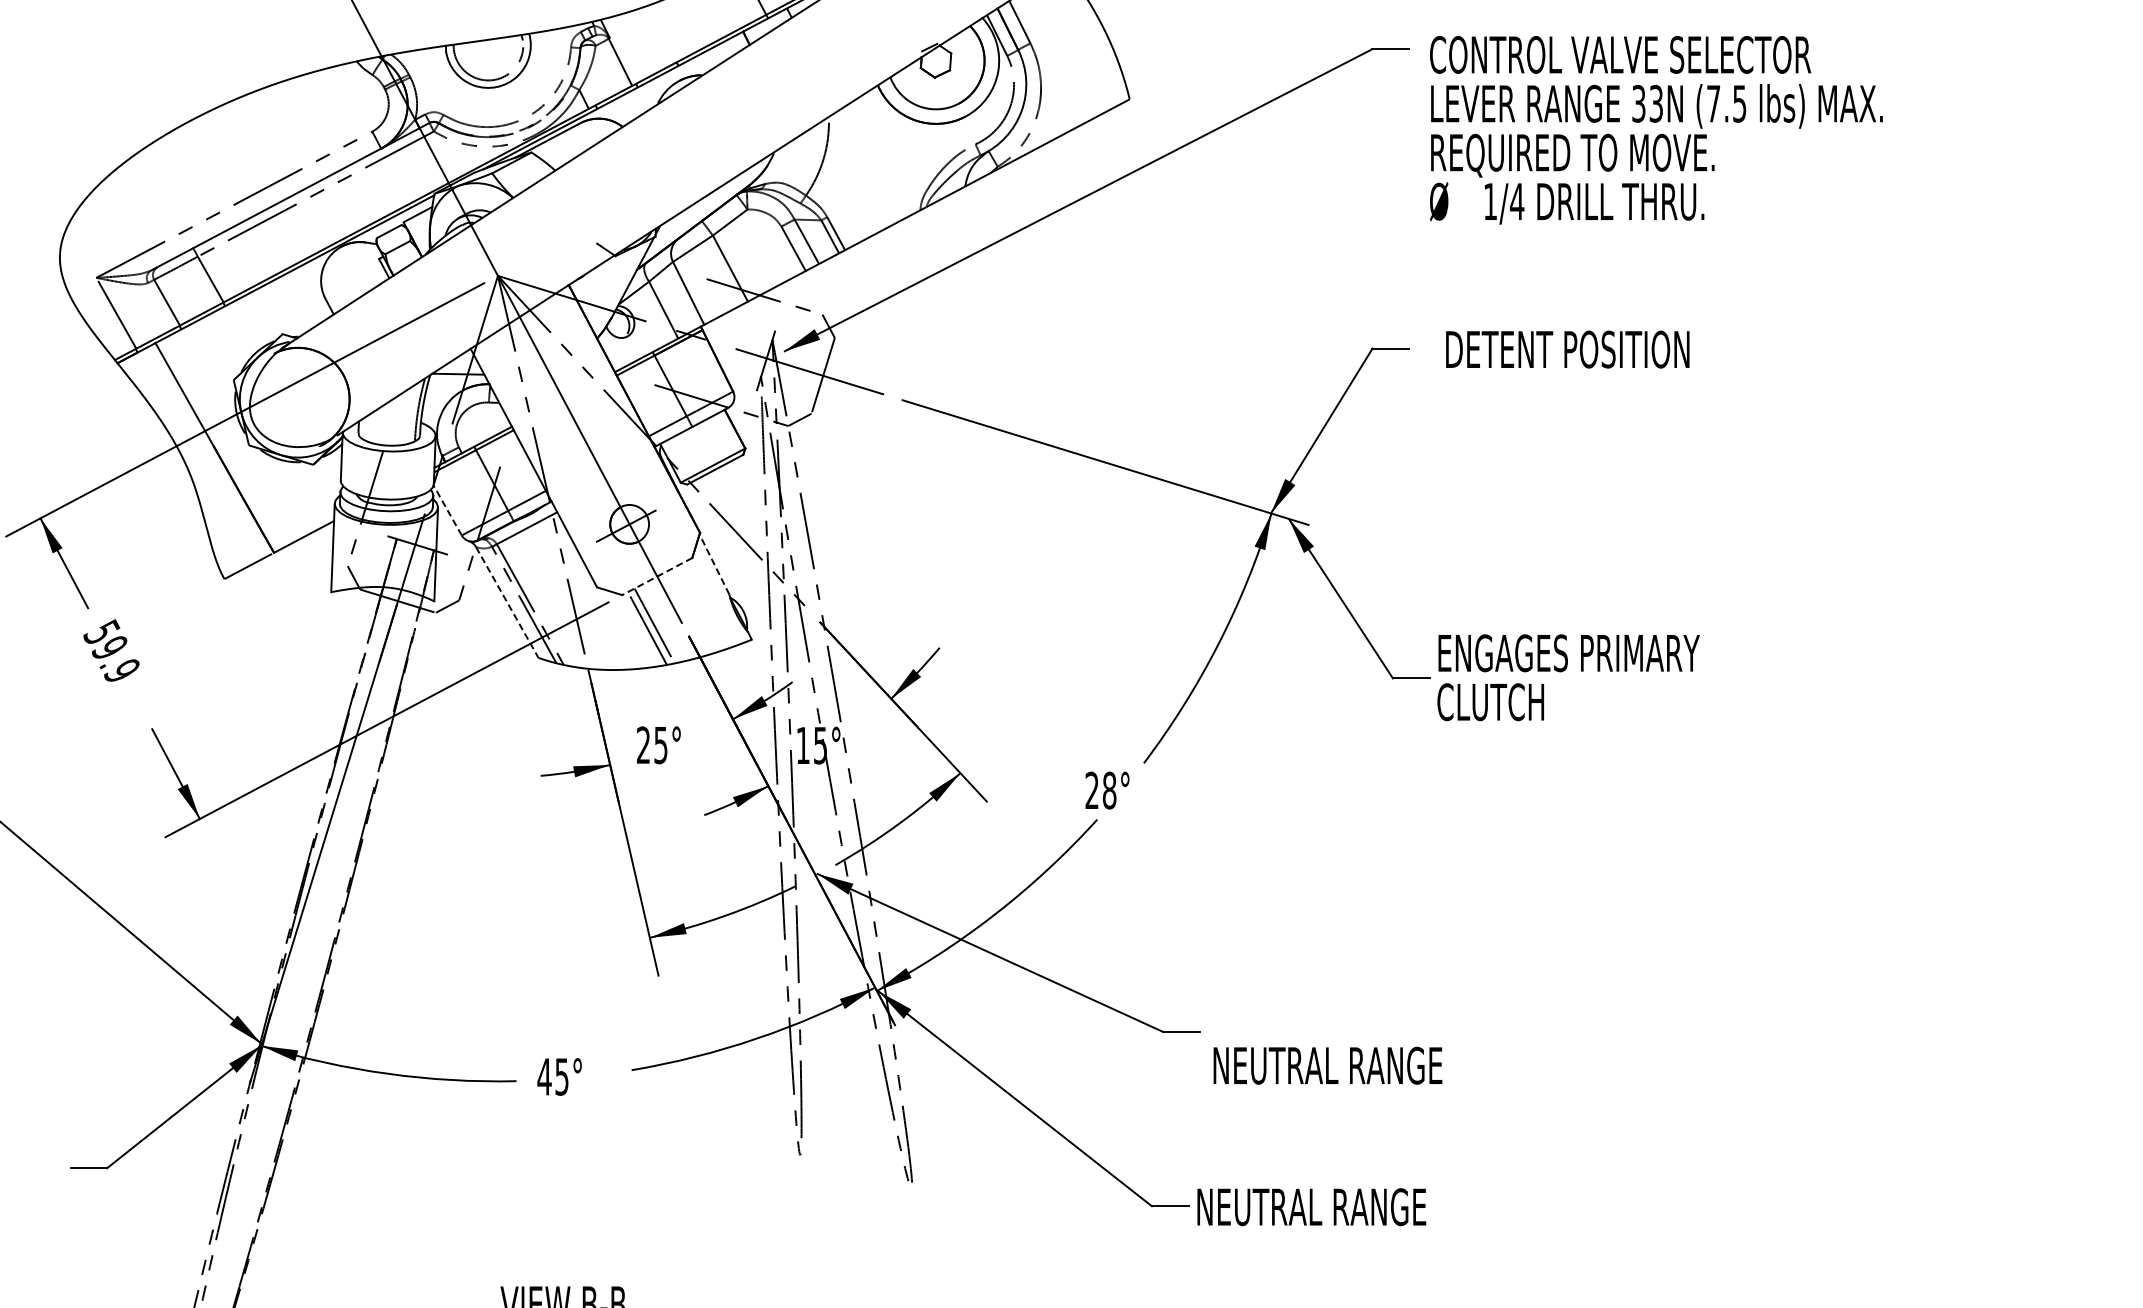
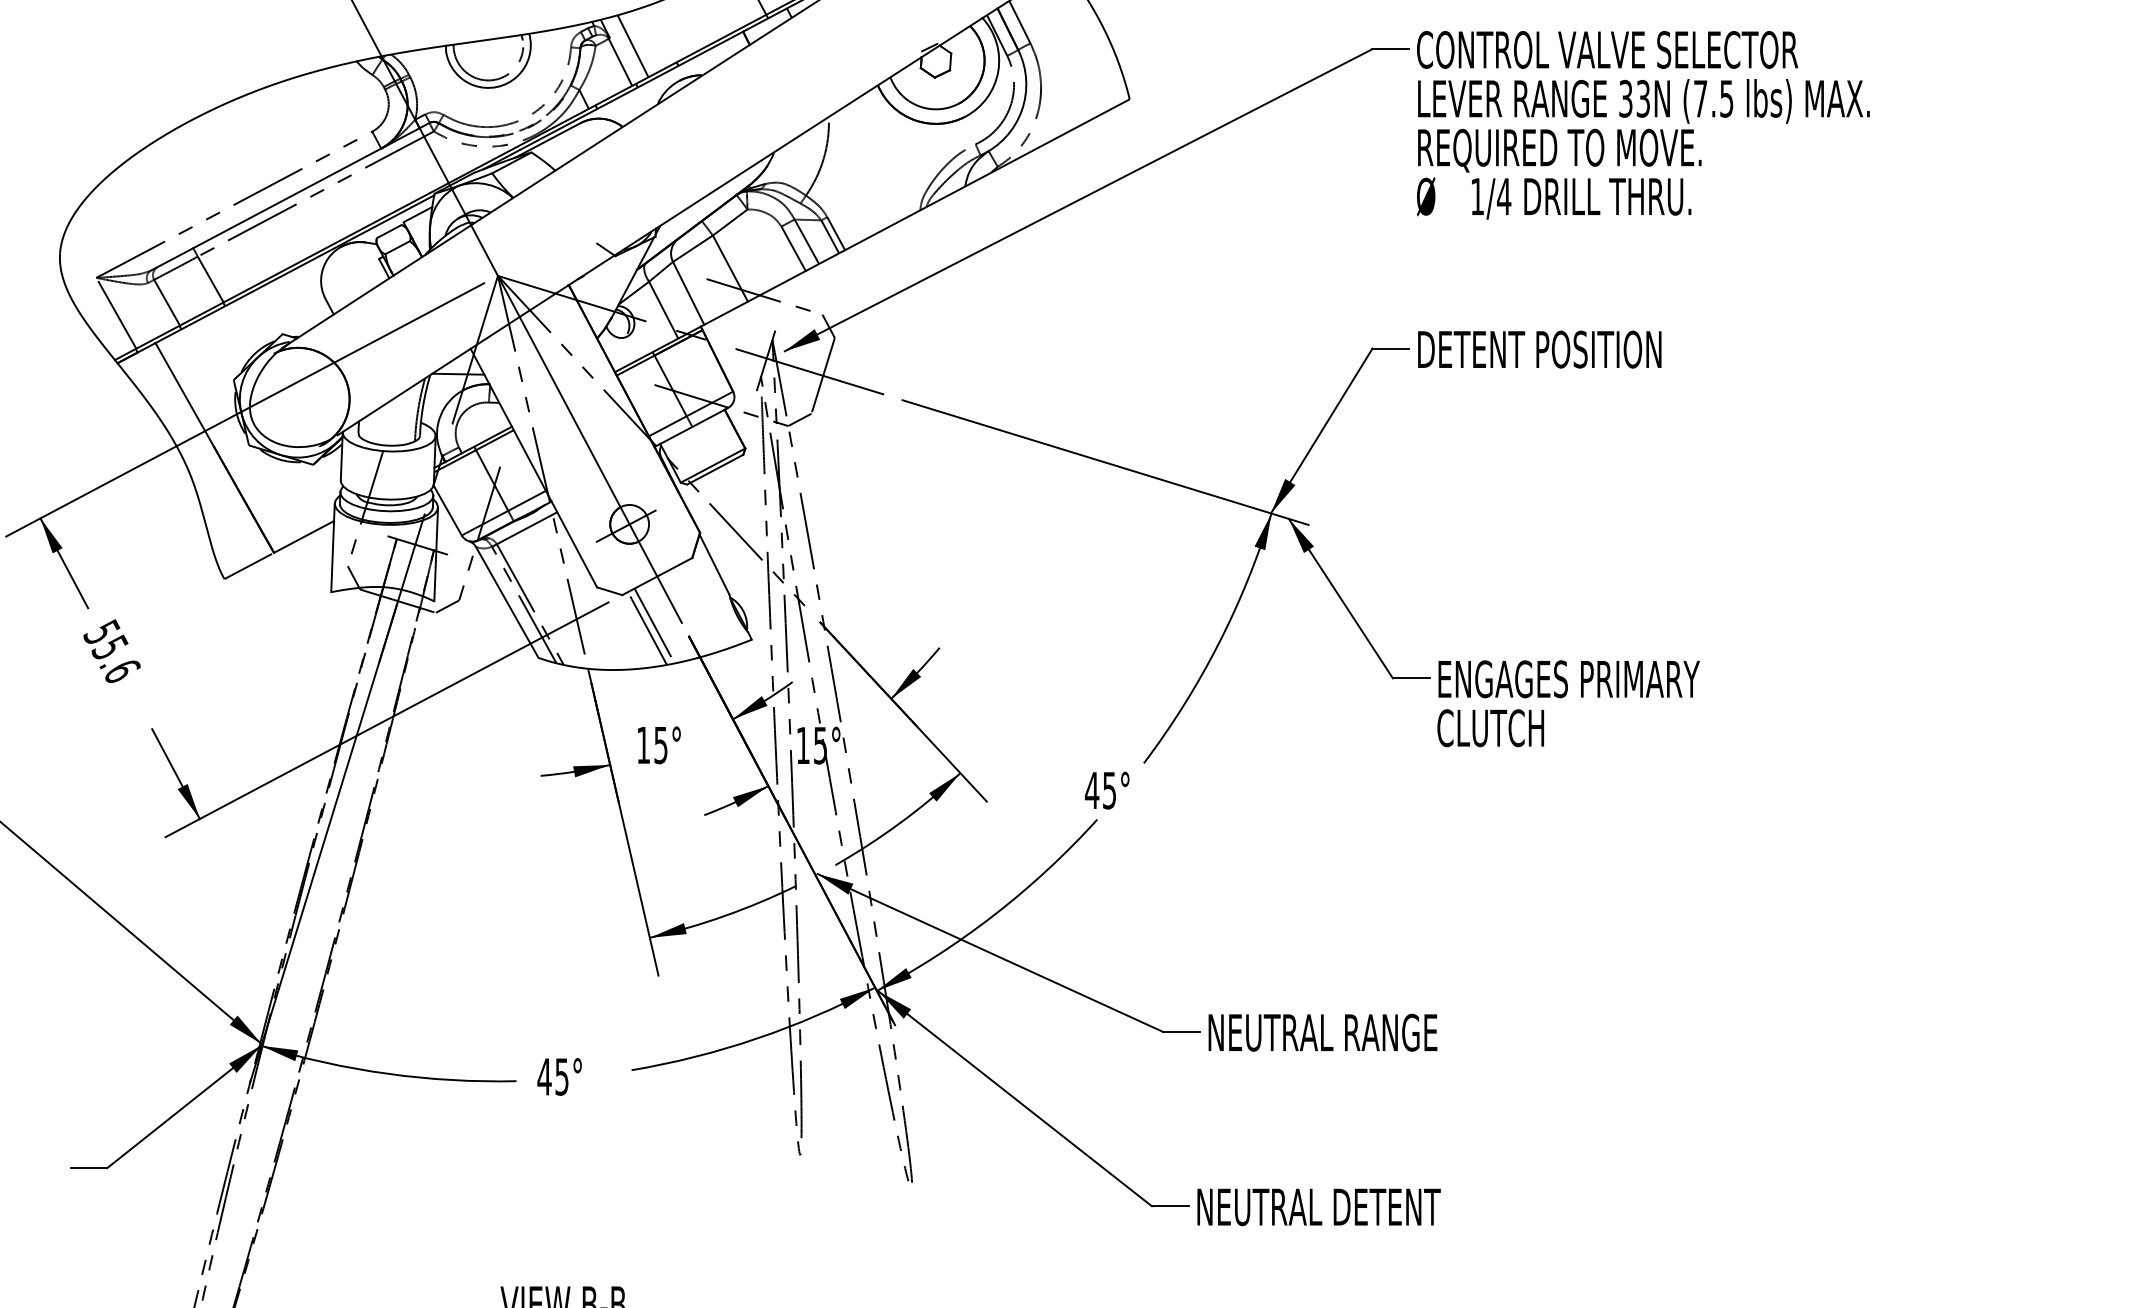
line: none -> present (632, 46)
text position: (1656, 130) -> (1643, 125) (1643, 125)
text position: (1567, 349) -> (1539, 349) (1539, 349)
line: dashed -> solid (447, 510)
line: dashed -> solid (714, 564)
line: dashed -> solid (657, 576)
line: dashed -> solid (507, 602)
text: 59.9 -> 55.6 (115, 658)
text position: (1568, 677) -> (1568, 703) (1568, 703)
text: 25° -> 15° (643, 744)
text: 28° -> 45° (1100, 790)
text position: (1327, 1065) -> (1322, 1032) (1322, 1032)
text: NEUTRAL RANGE -> NEUTRAL DETENT (1388, 1207)
